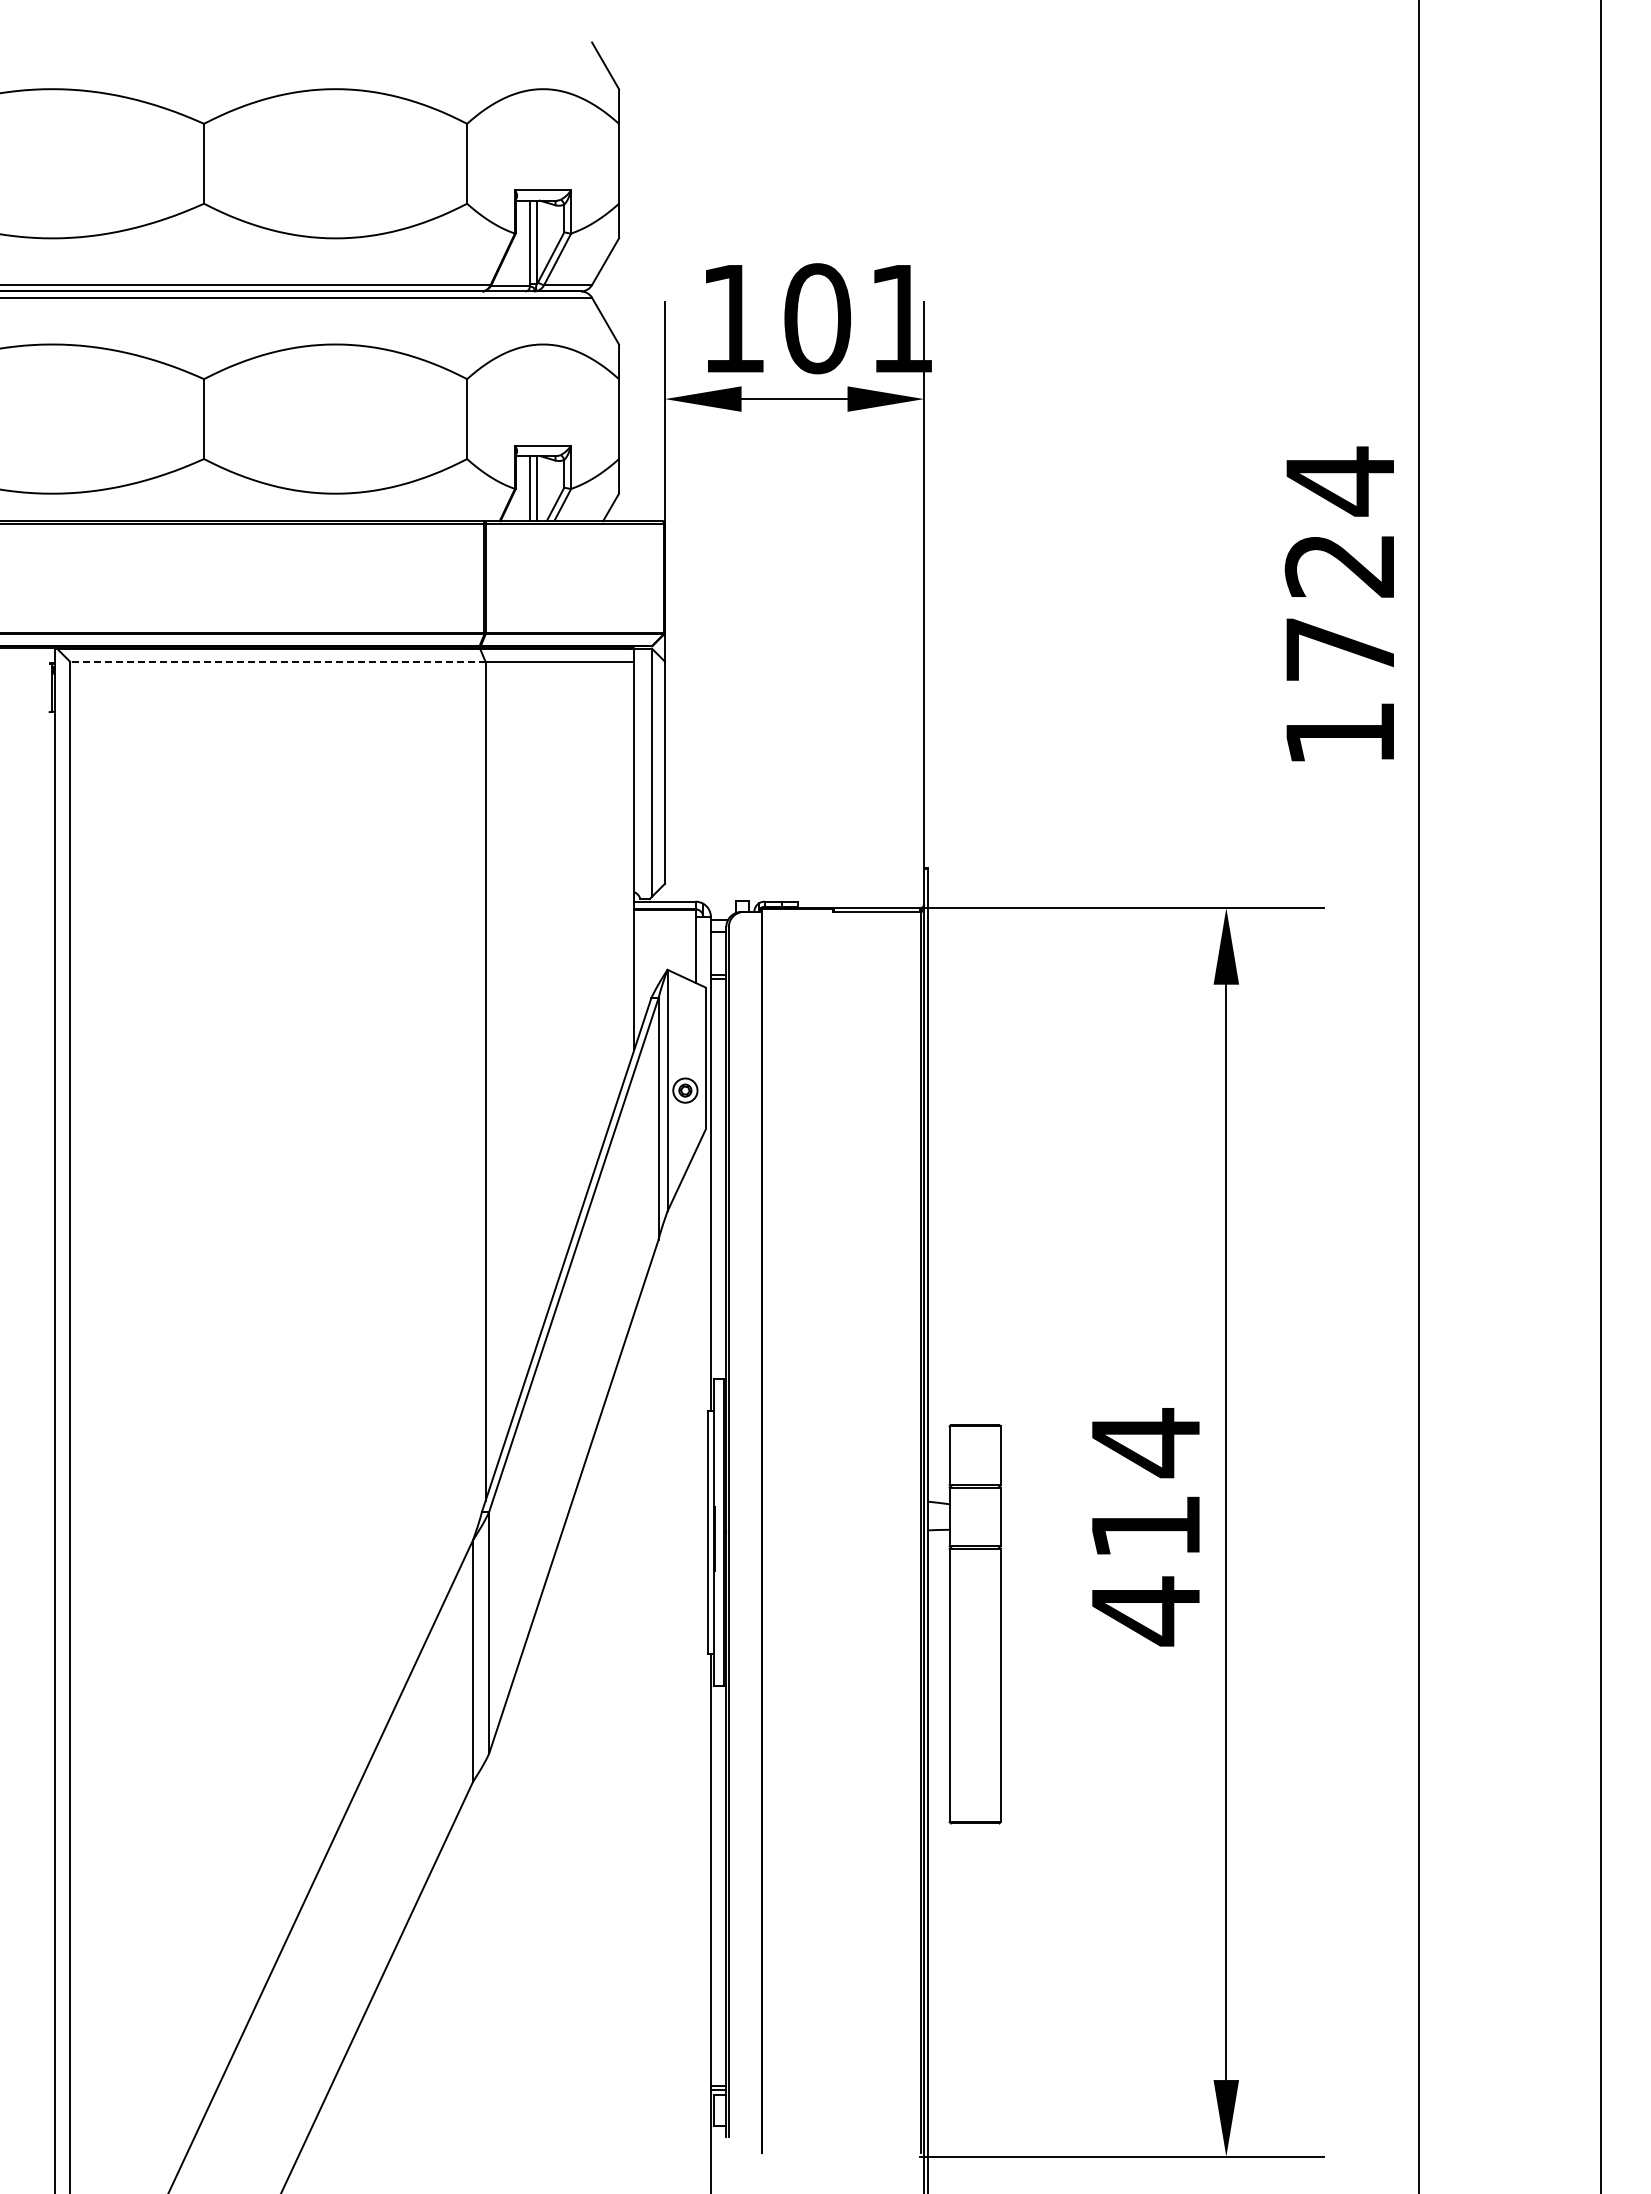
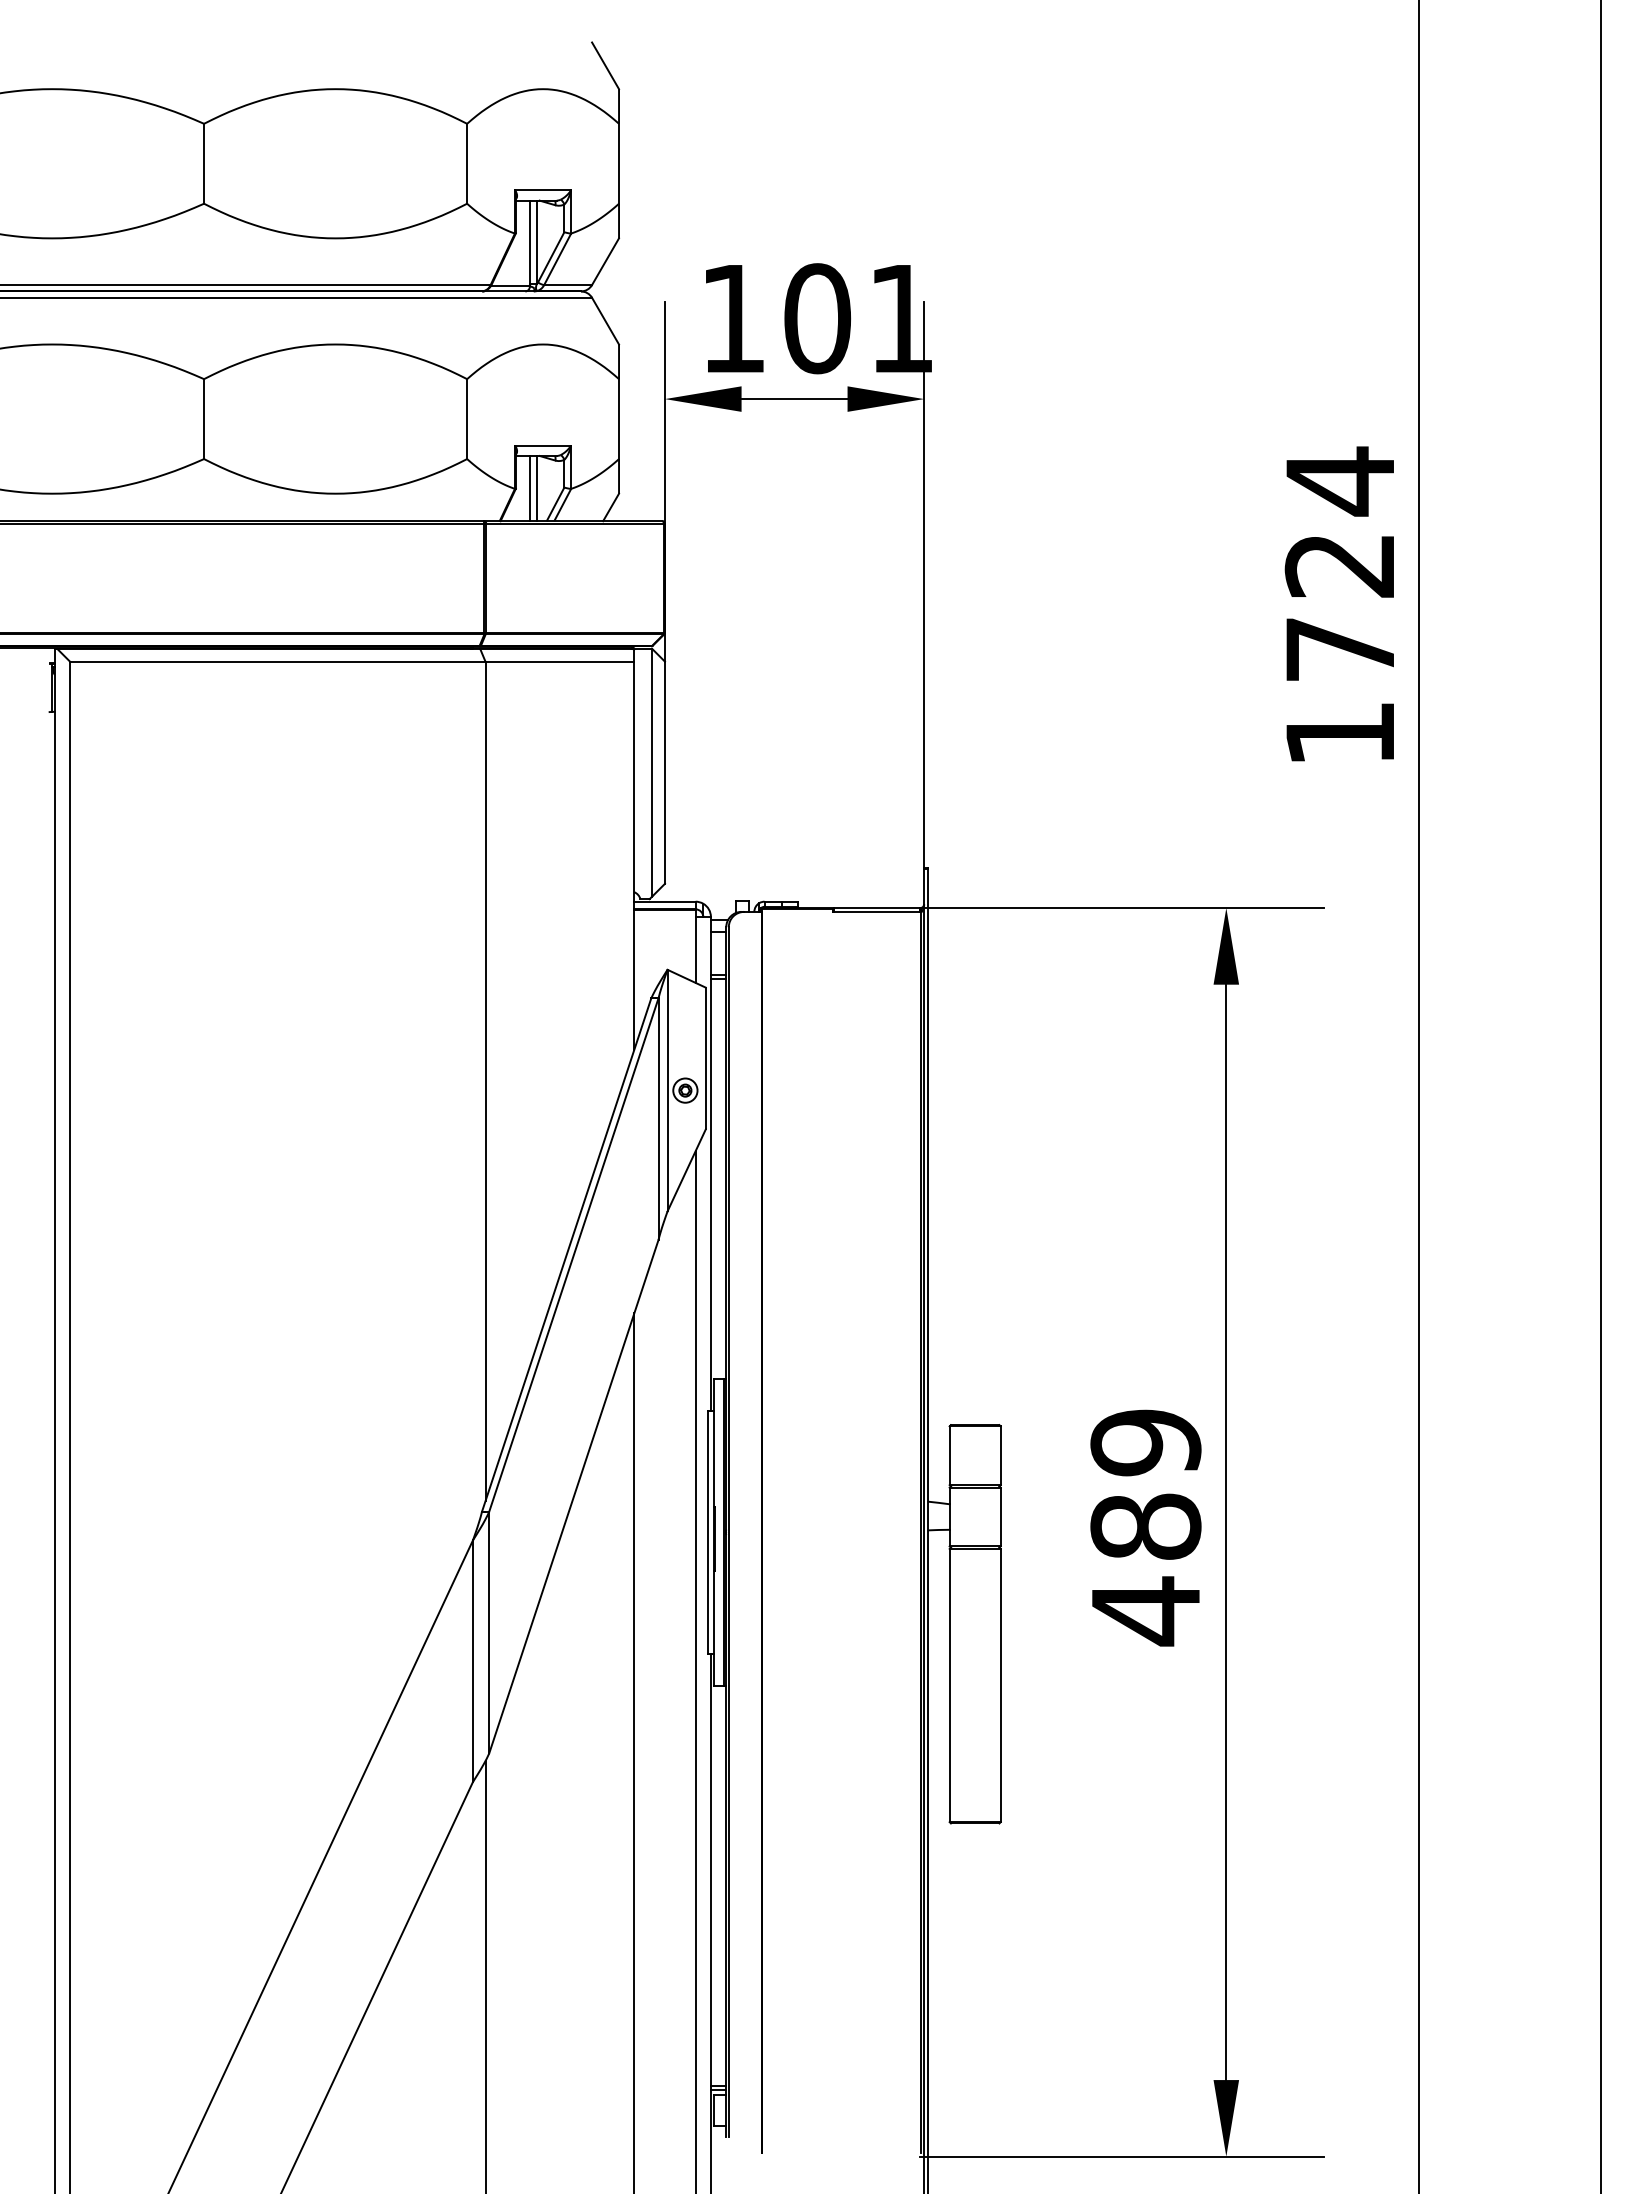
line: dashed -> solid (277, 661)
text: 414 -> 489 (1145, 1483)
line: none -> present (695, 1670)
line: none -> present (634, 1751)
line: none -> present (485, 1975)
